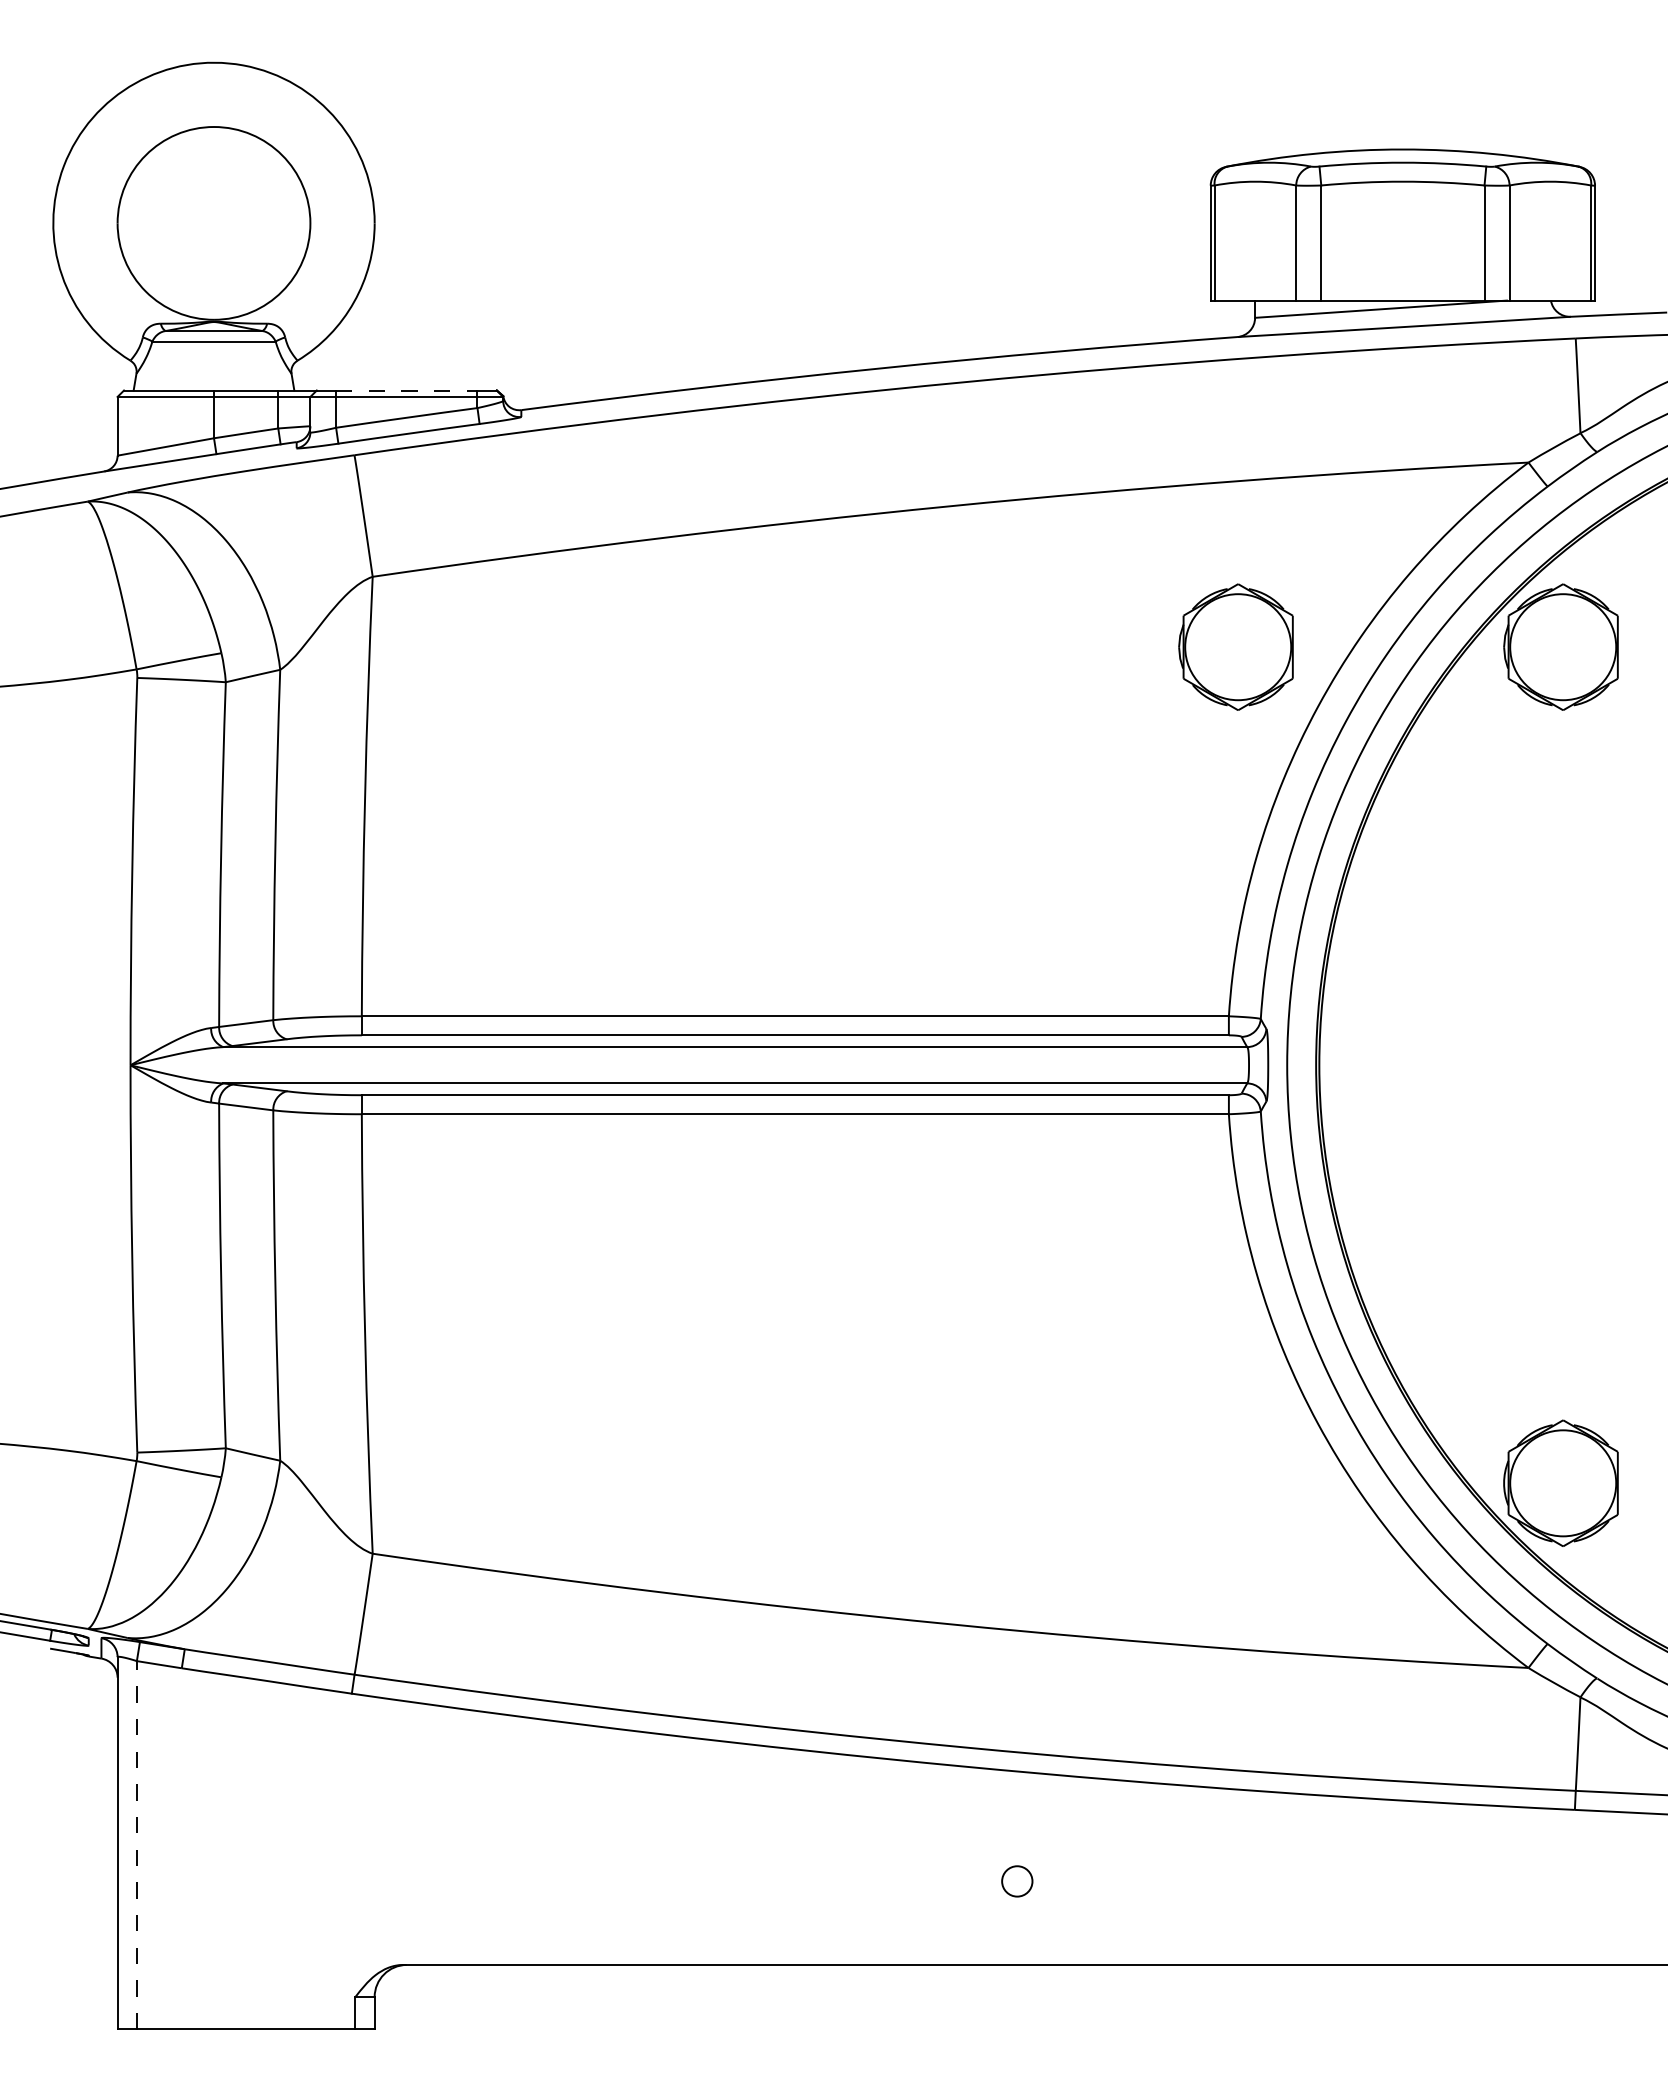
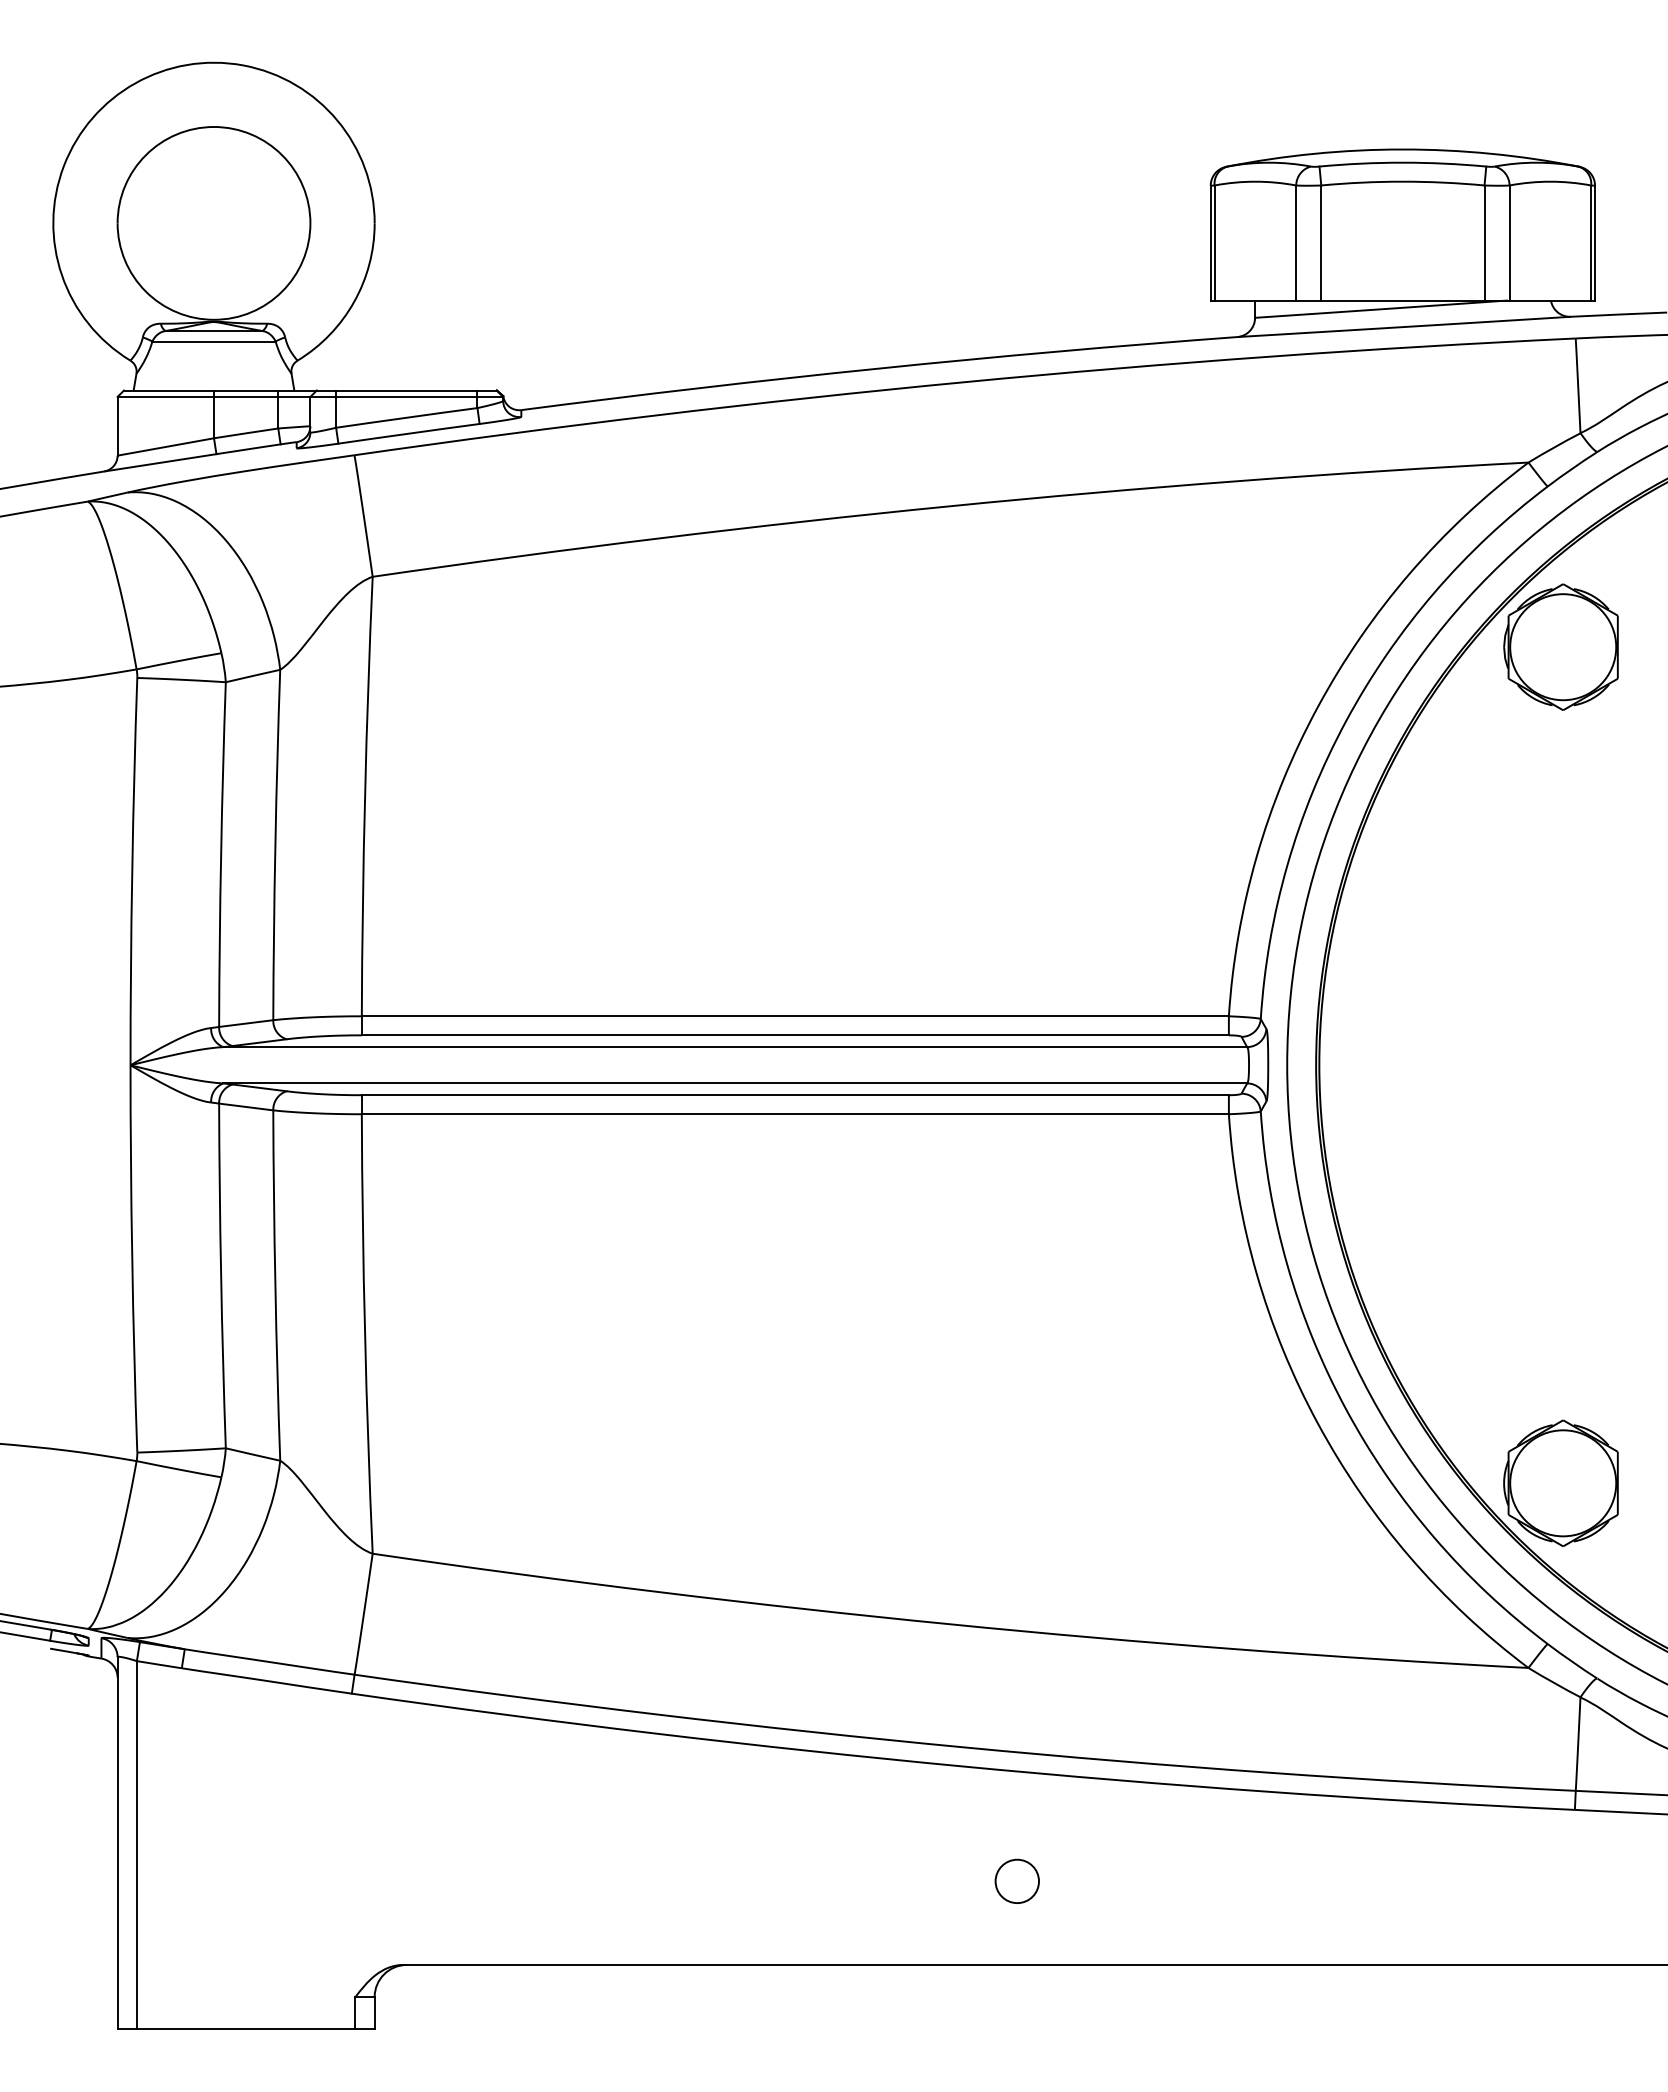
line: dashed -> solid (406, 390)
part: present -> none (1235, 646)
line: dashed -> solid (136, 1844)
circle diameter: 30 px -> 43 px (1017, 1881)
